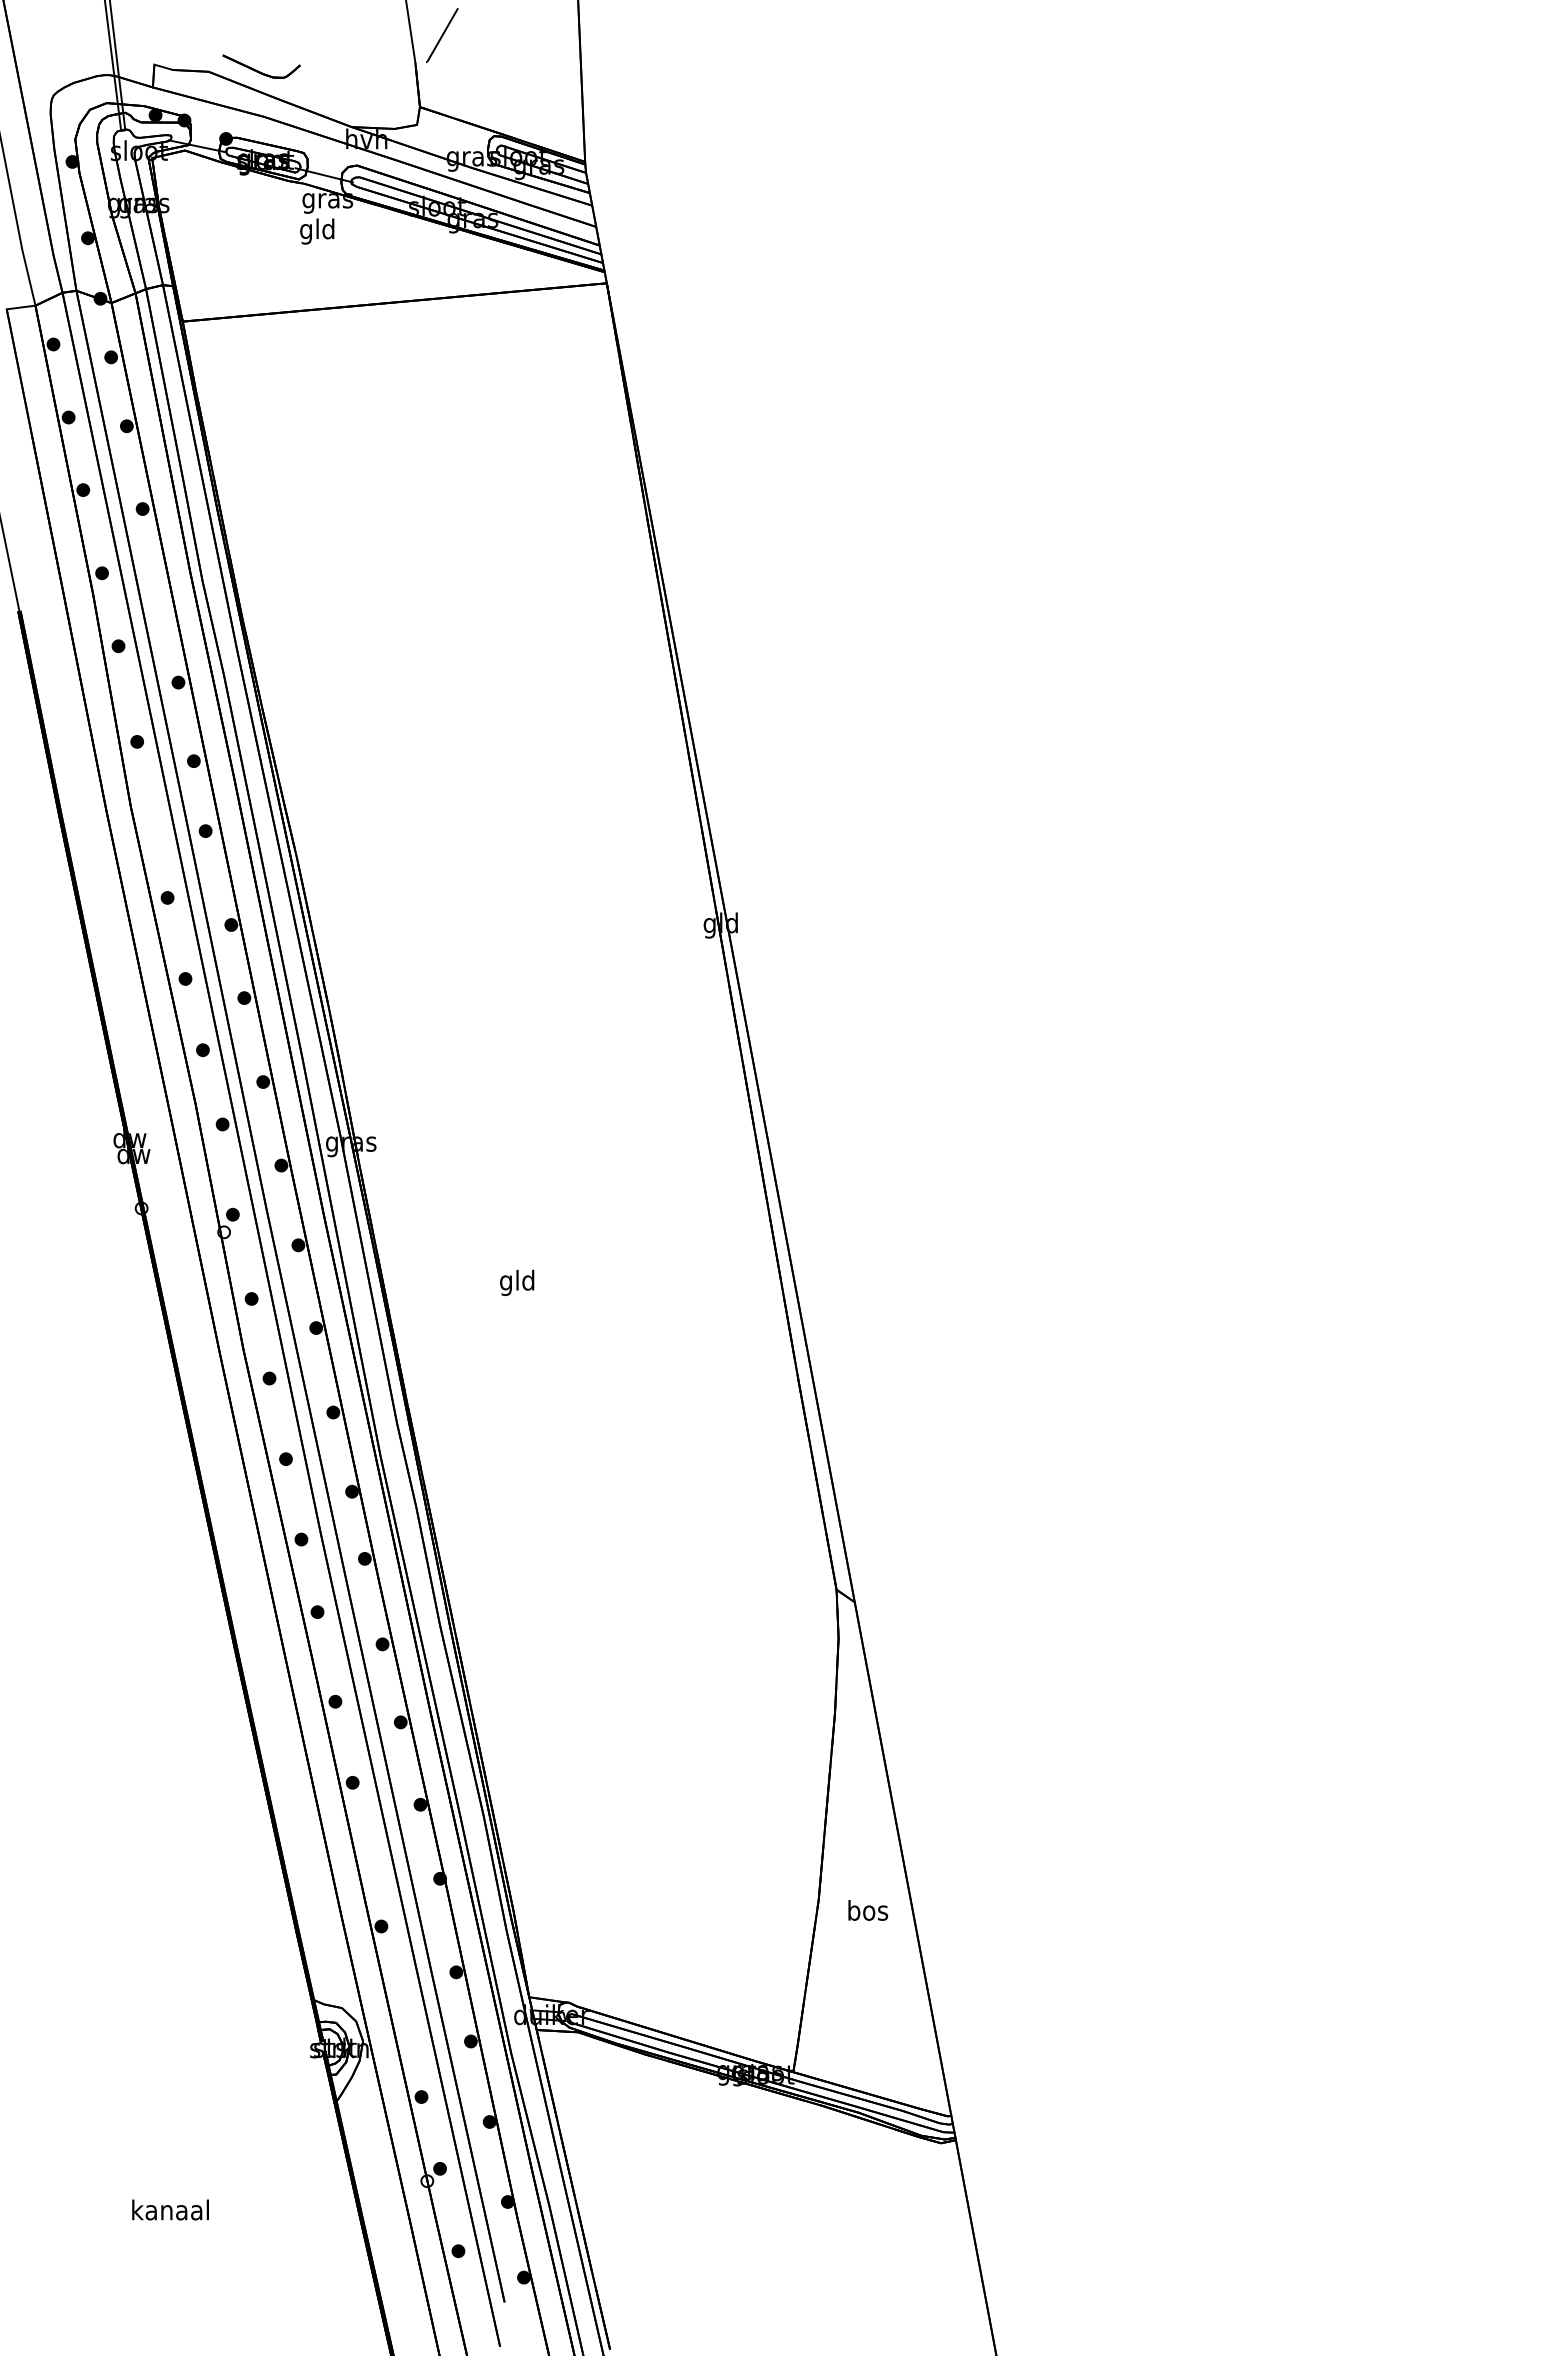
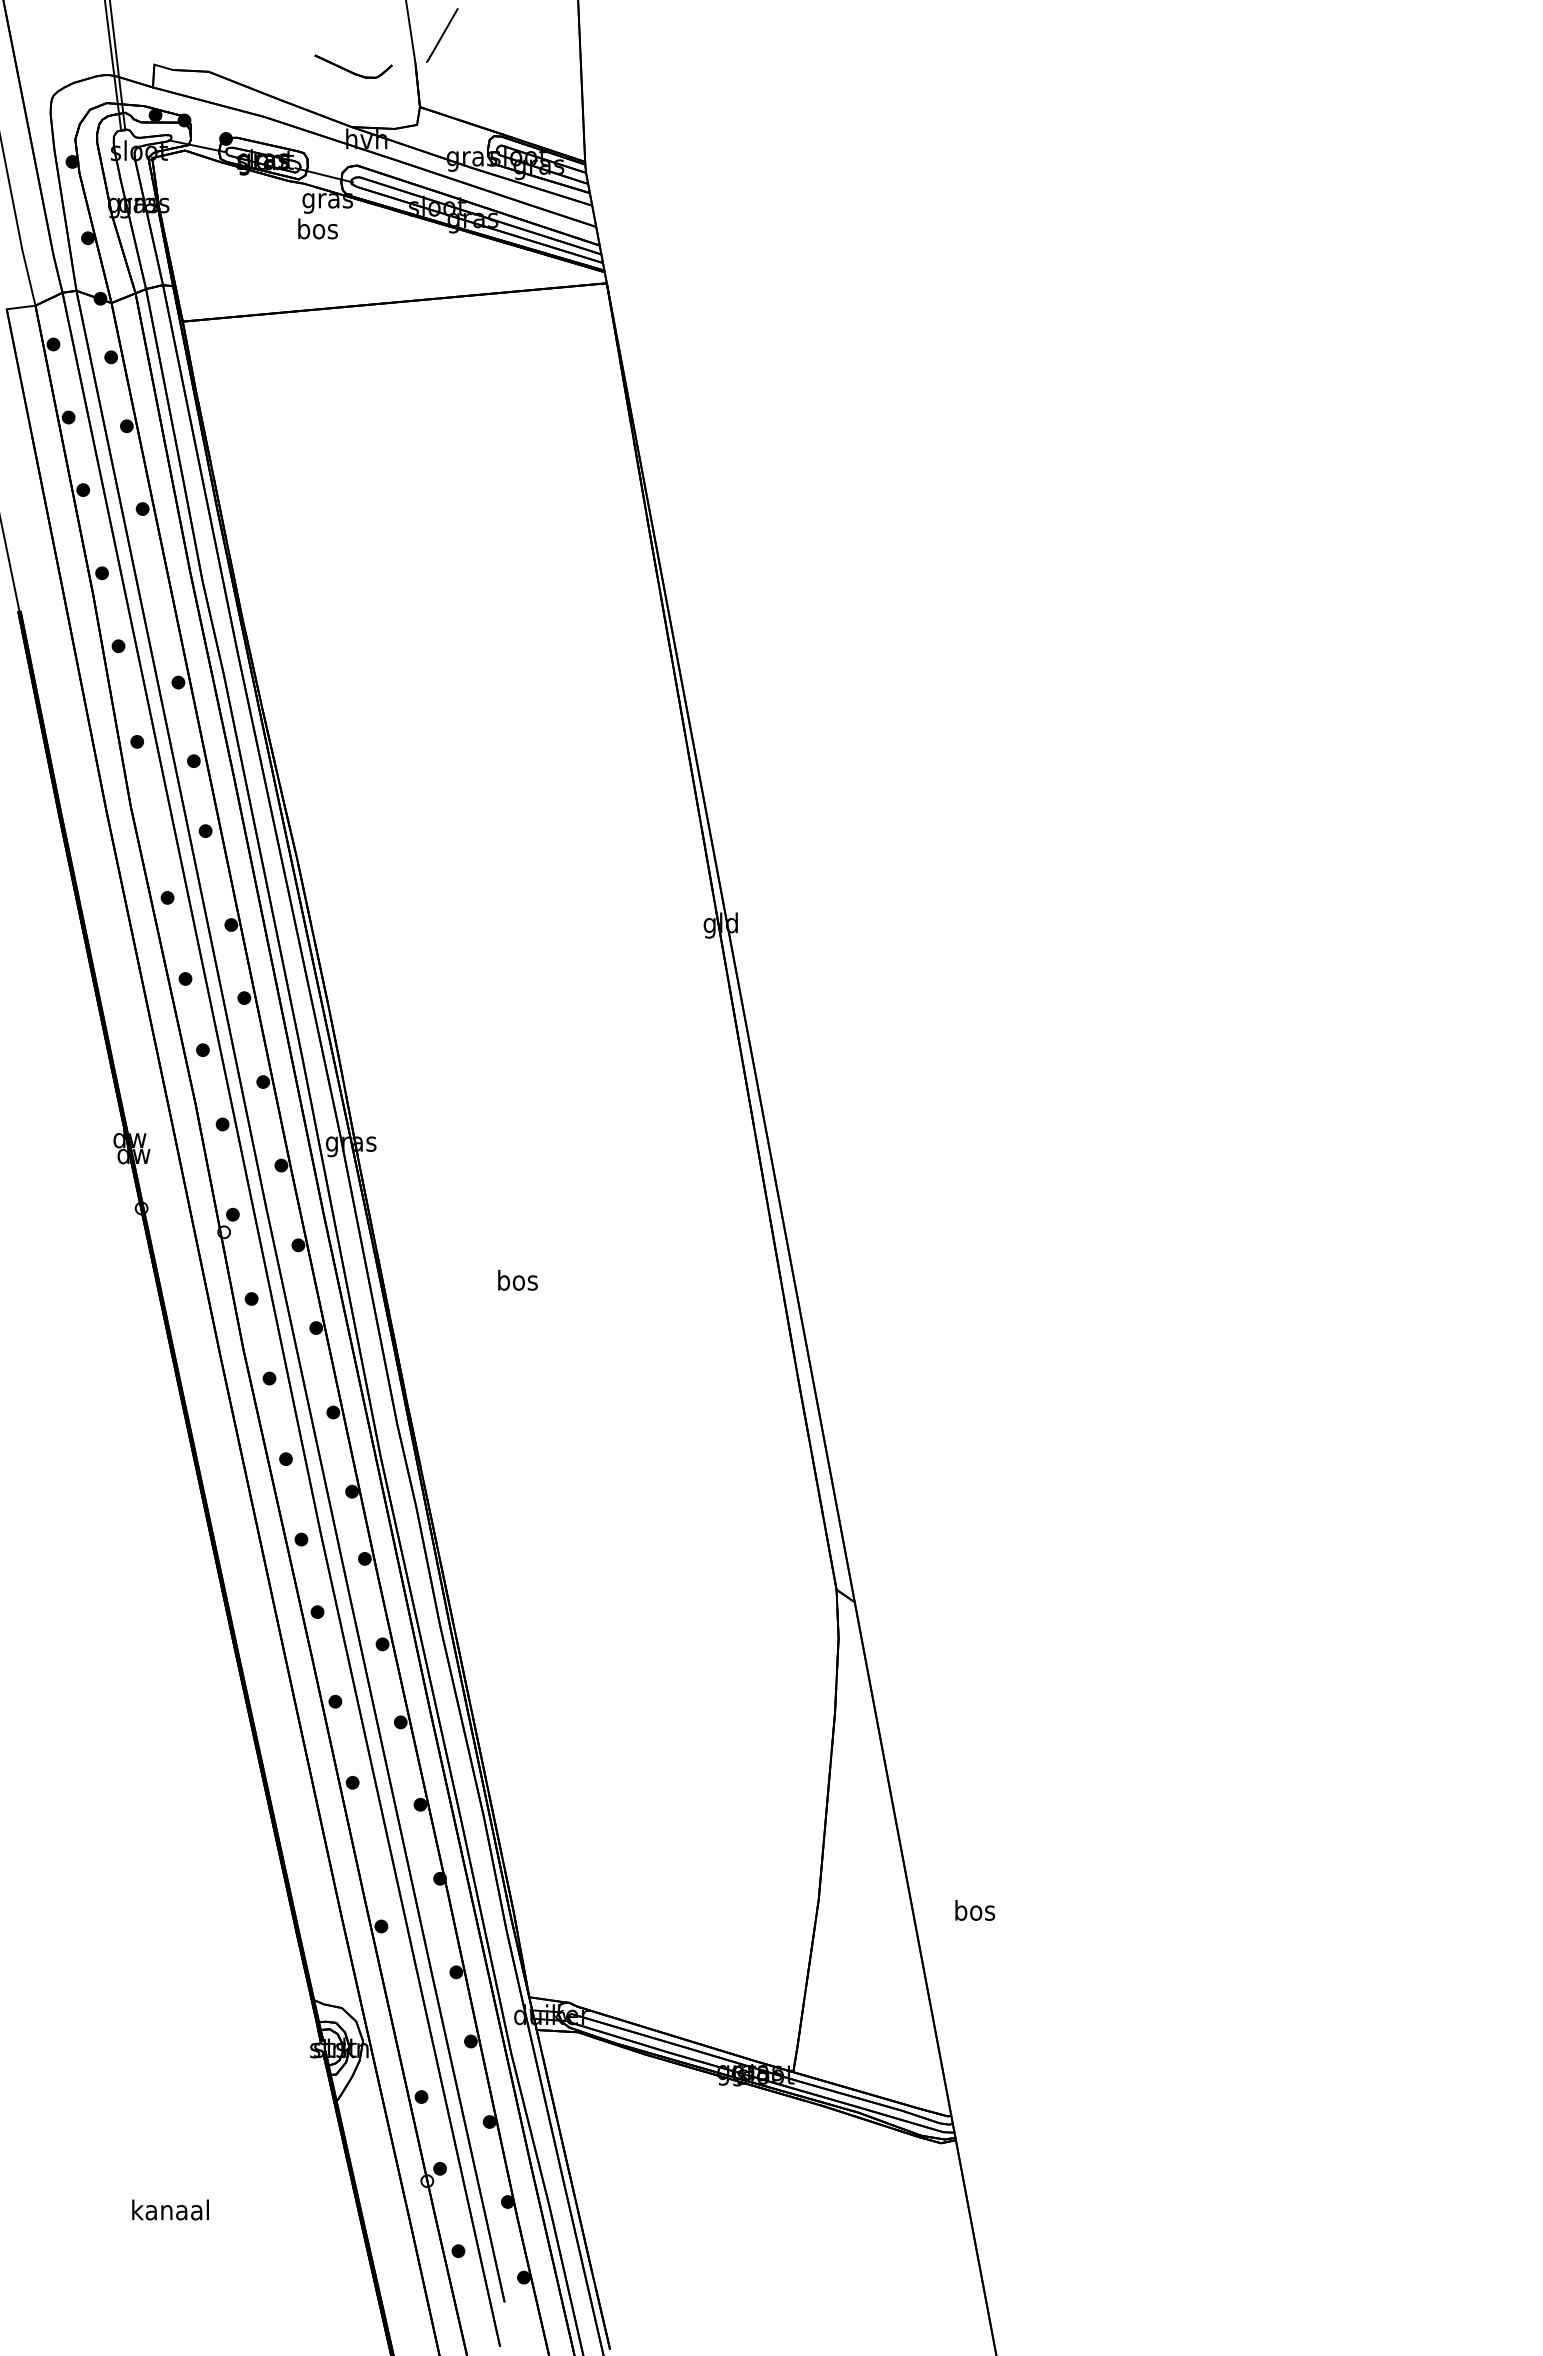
part position: (261, 66) -> (353, 66) (353, 66)
text: gld -> bos (317, 231)
text: gld -> bos (517, 1282)
text position: (868, 1910) -> (975, 1910) (975, 1910)
